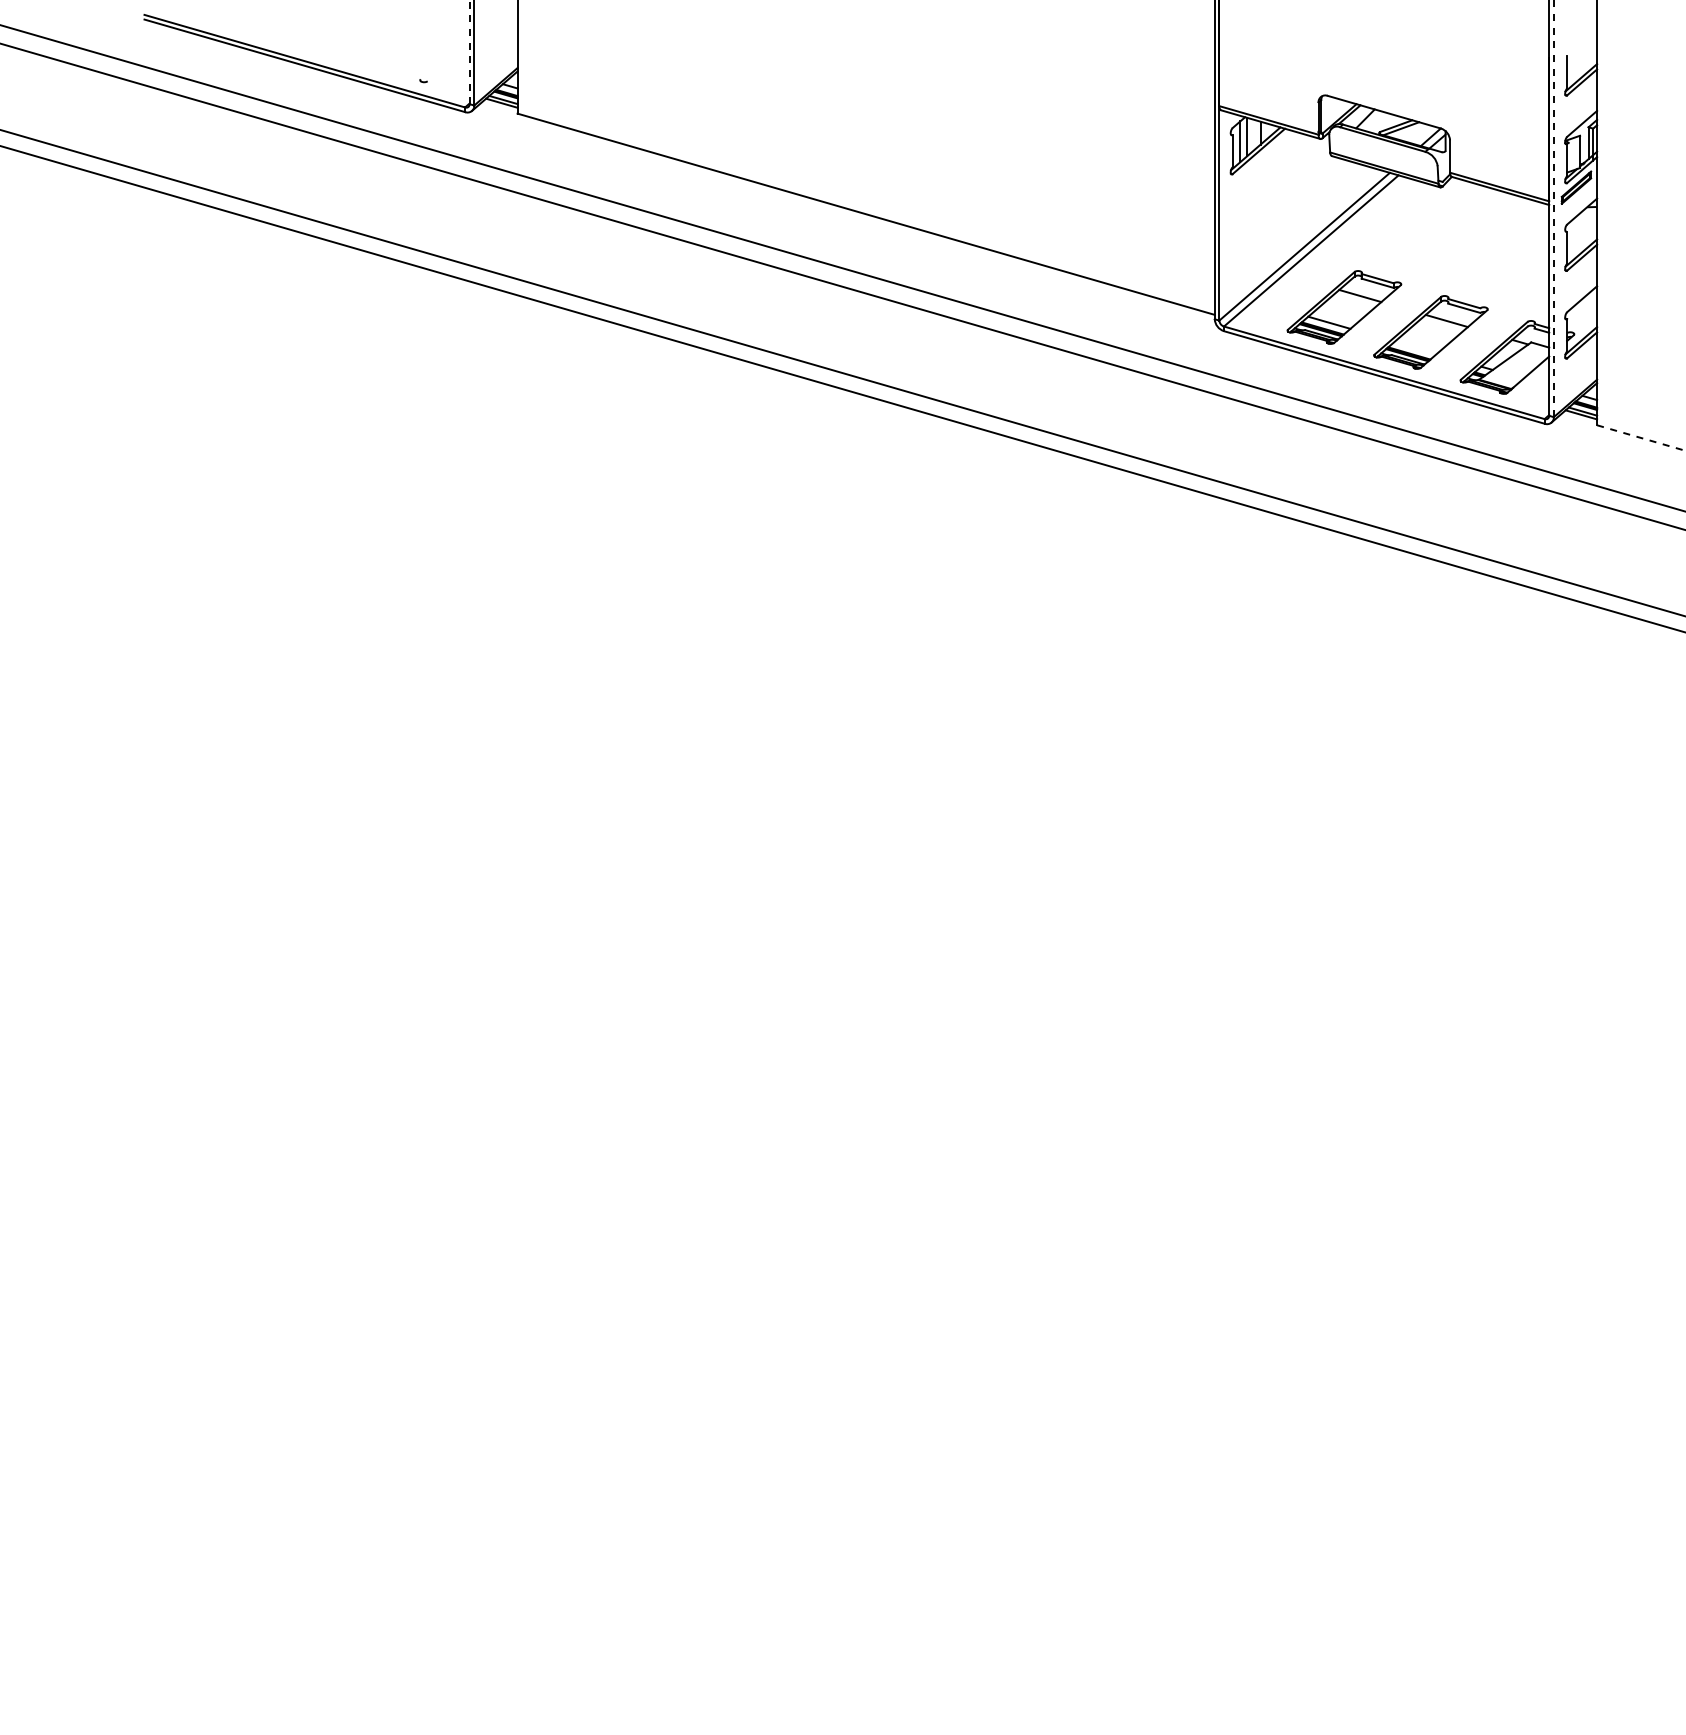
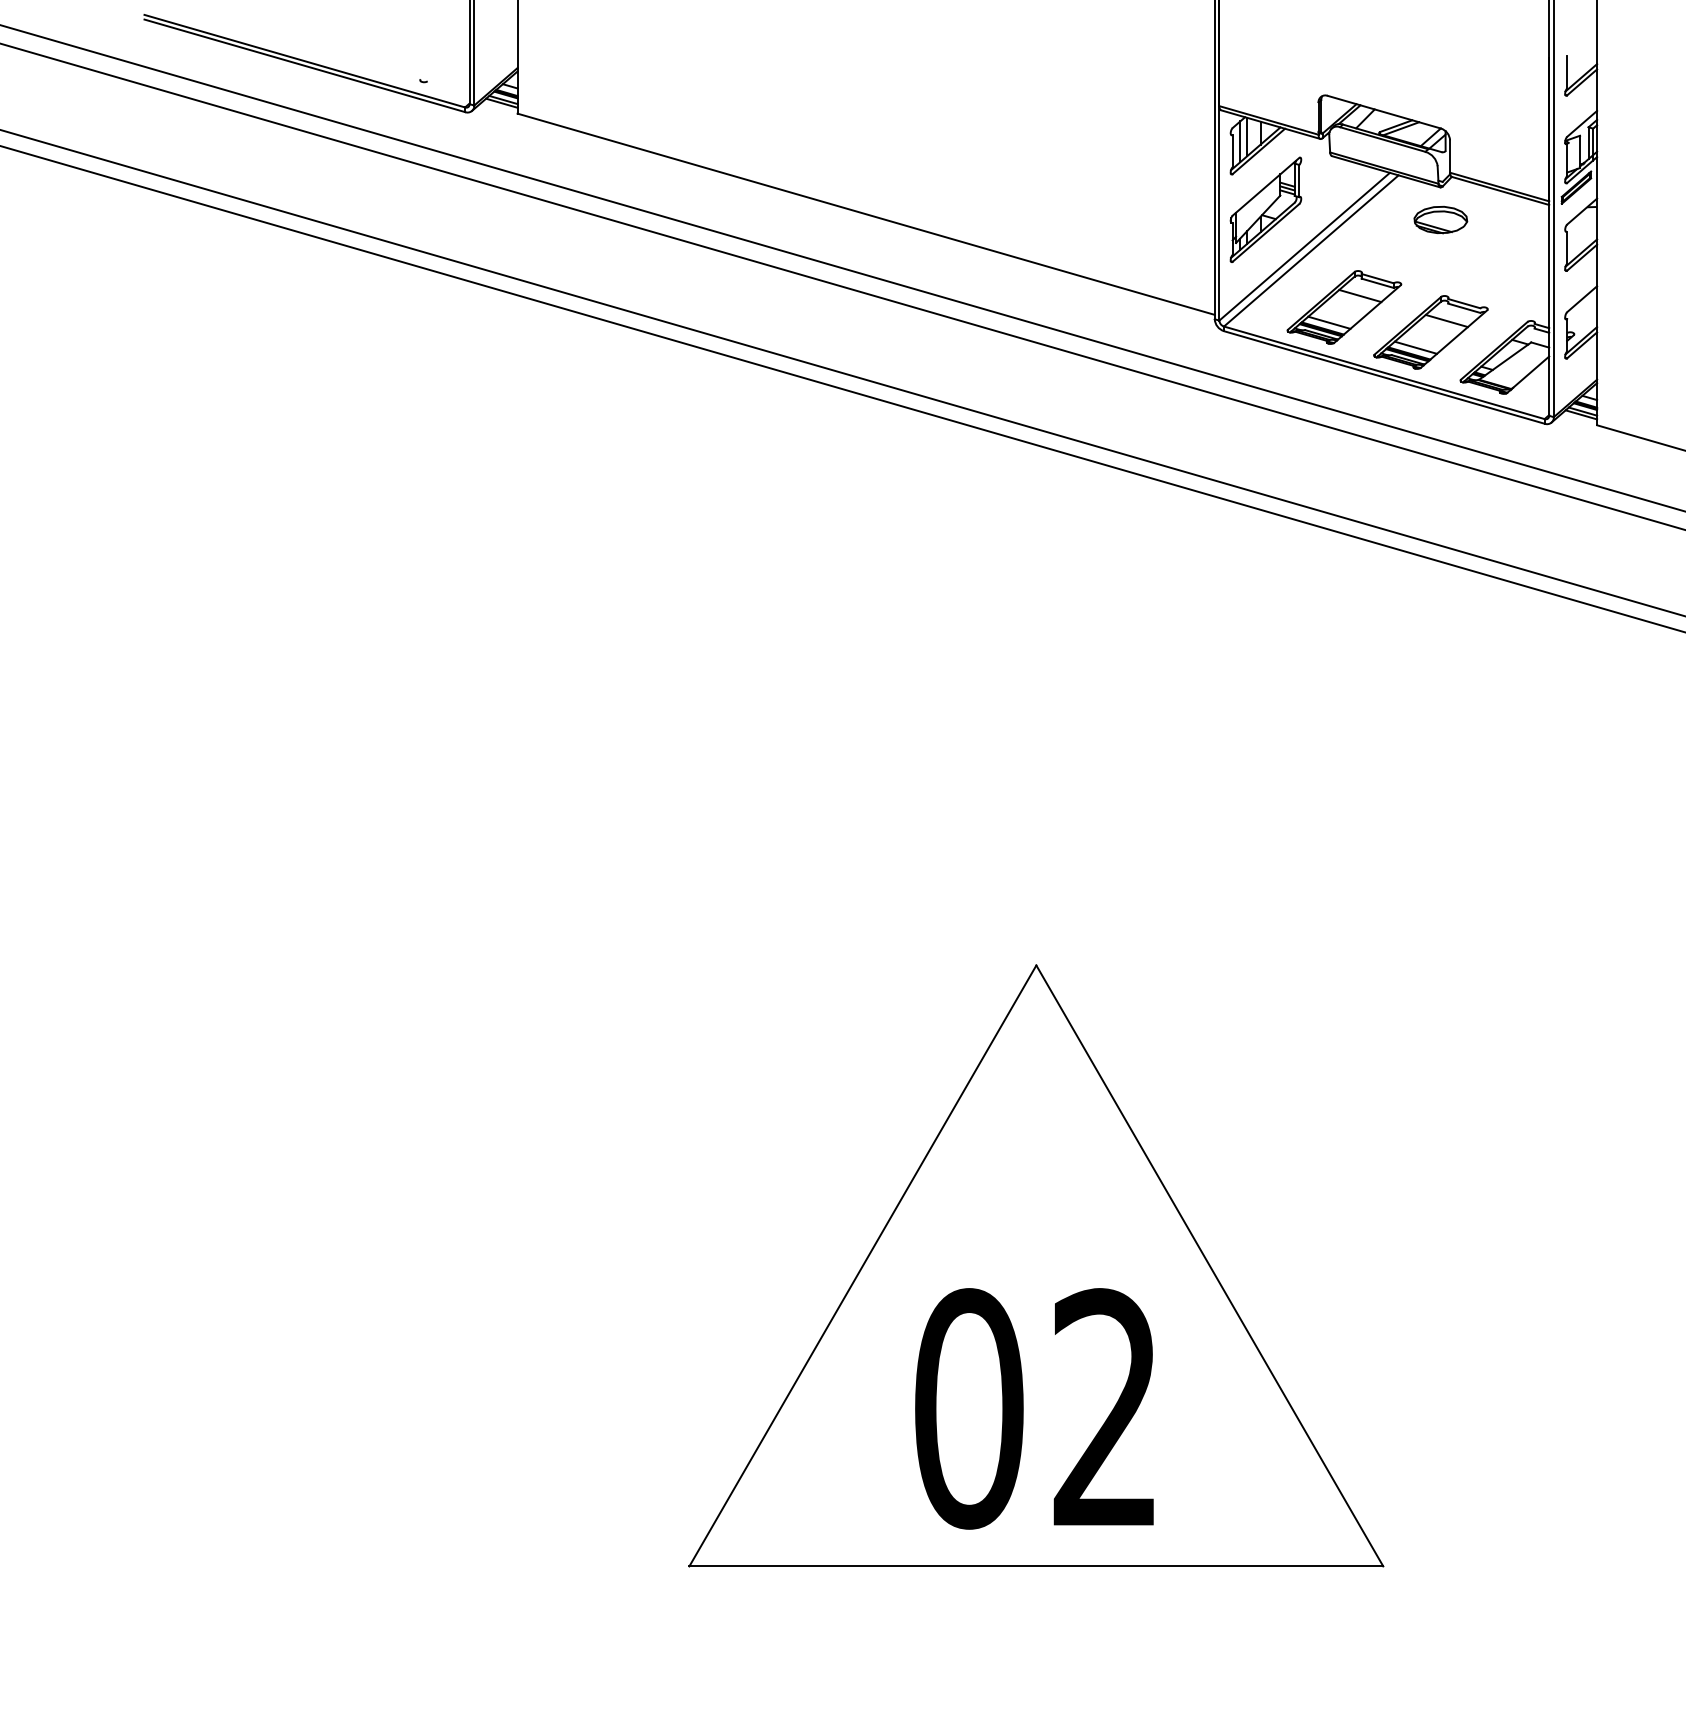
line: dashed -> solid (469, 52)
line: dashed -> solid (1553, 208)
part: none -> present (1265, 209)
part: none -> present (1440, 219)
line: none -> present (1415, 347)
line: dashed -> solid (1641, 438)
part: none -> present (1036, 1265)
